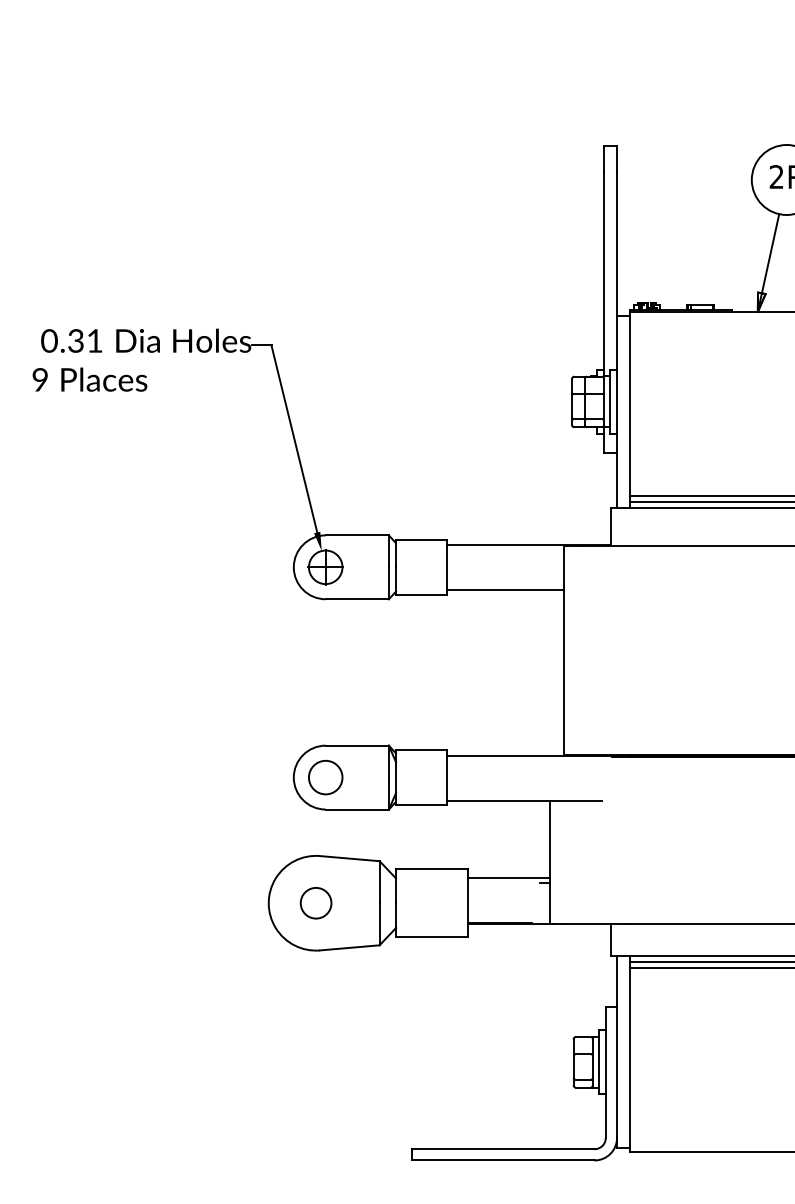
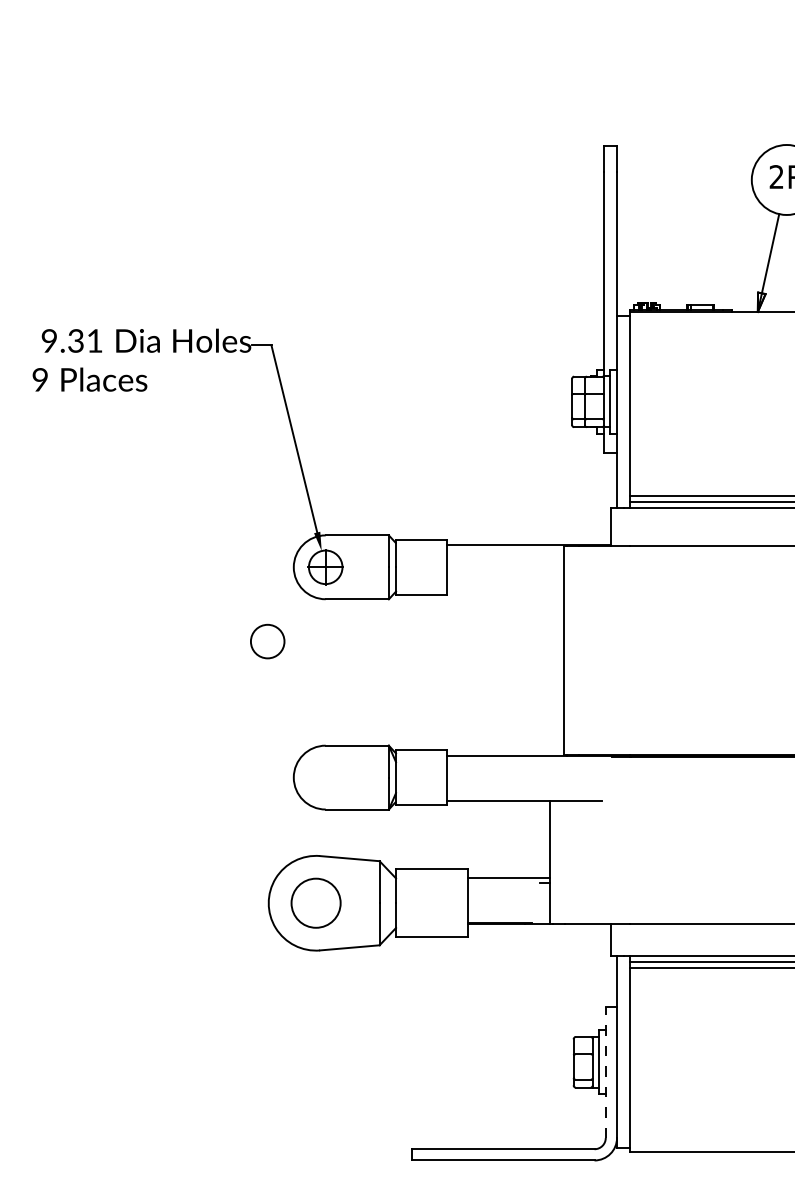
text: 0.31 -> 9.31 (49, 341)
line: present -> none (505, 590)
circle position: (325, 777) -> (267, 641) (267, 641)
circle diameter: 31 px -> 49 px (315, 902)
line: solid -> dashed (605, 1071)
